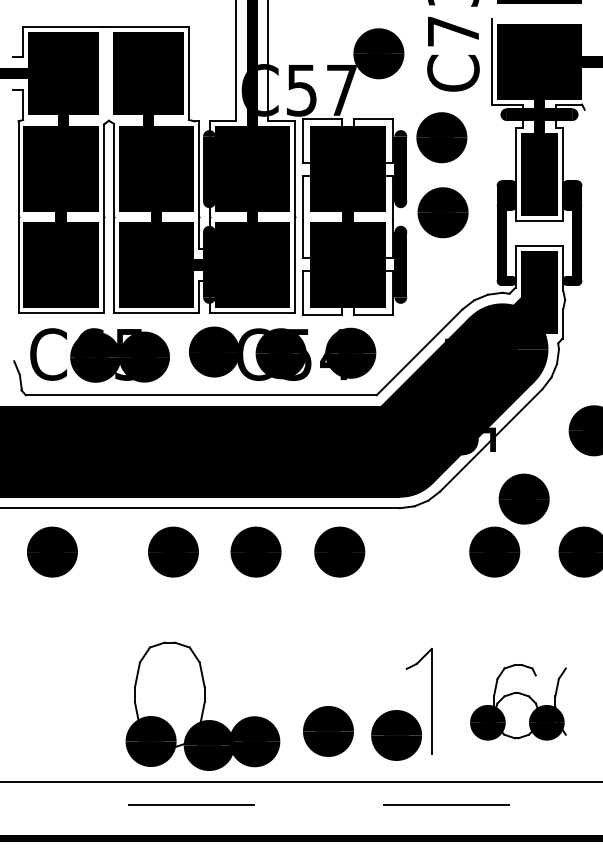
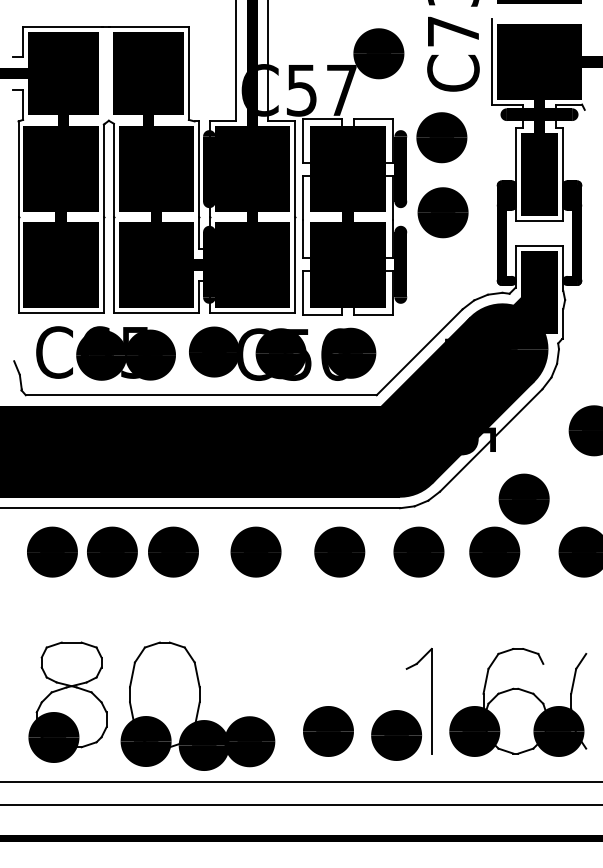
text: C54 -> C56 (333, 354)
text position: (99, 355) -> (105, 353) (105, 353)
part: none -> present (112, 551)
part: none -> present (418, 551)
part: none -> present (67, 701)
part size: 97x77 px -> 139x109 px (518, 702)
part position: (202, 705) -> (197, 705) (197, 705)
line: dashed -> solid (300, 805)
